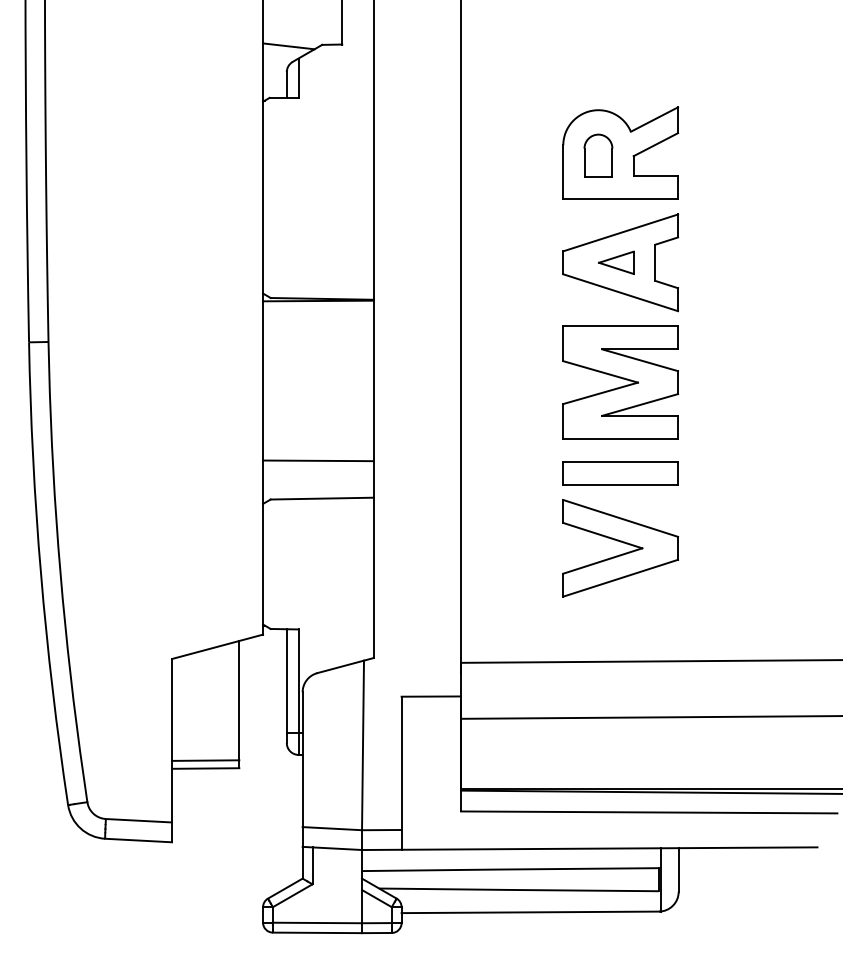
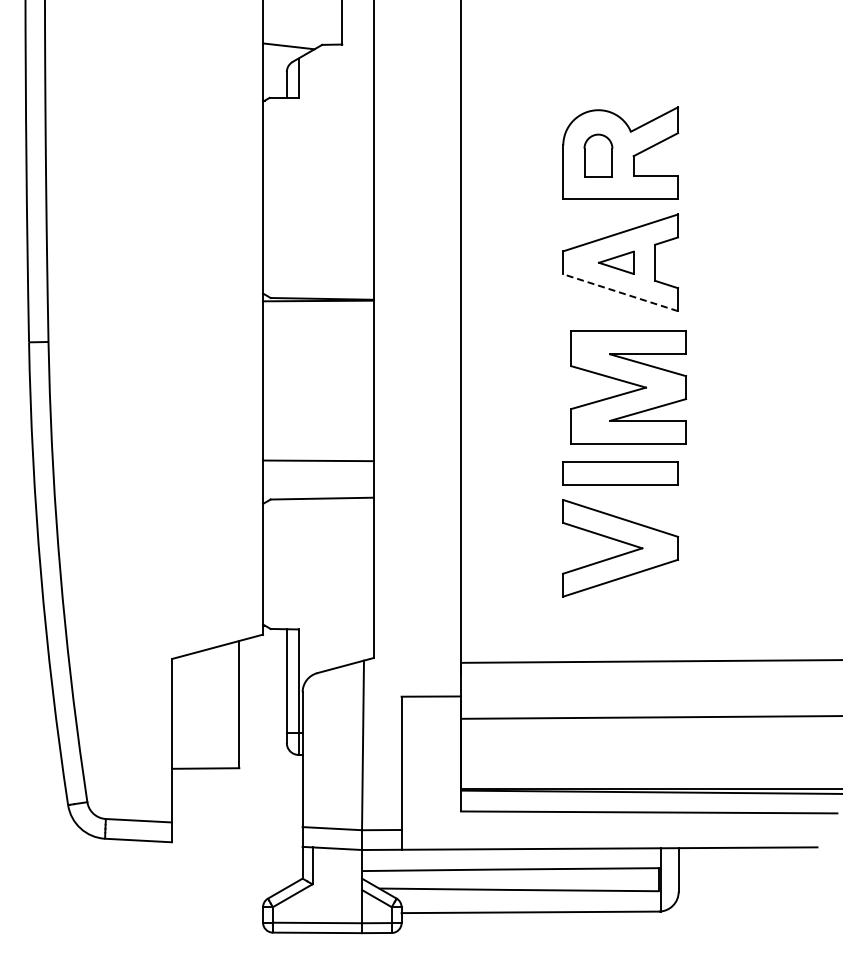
line: solid -> dashed (620, 292)
part position: (620, 382) -> (628, 387) (628, 387)
line: present -> none (205, 760)
